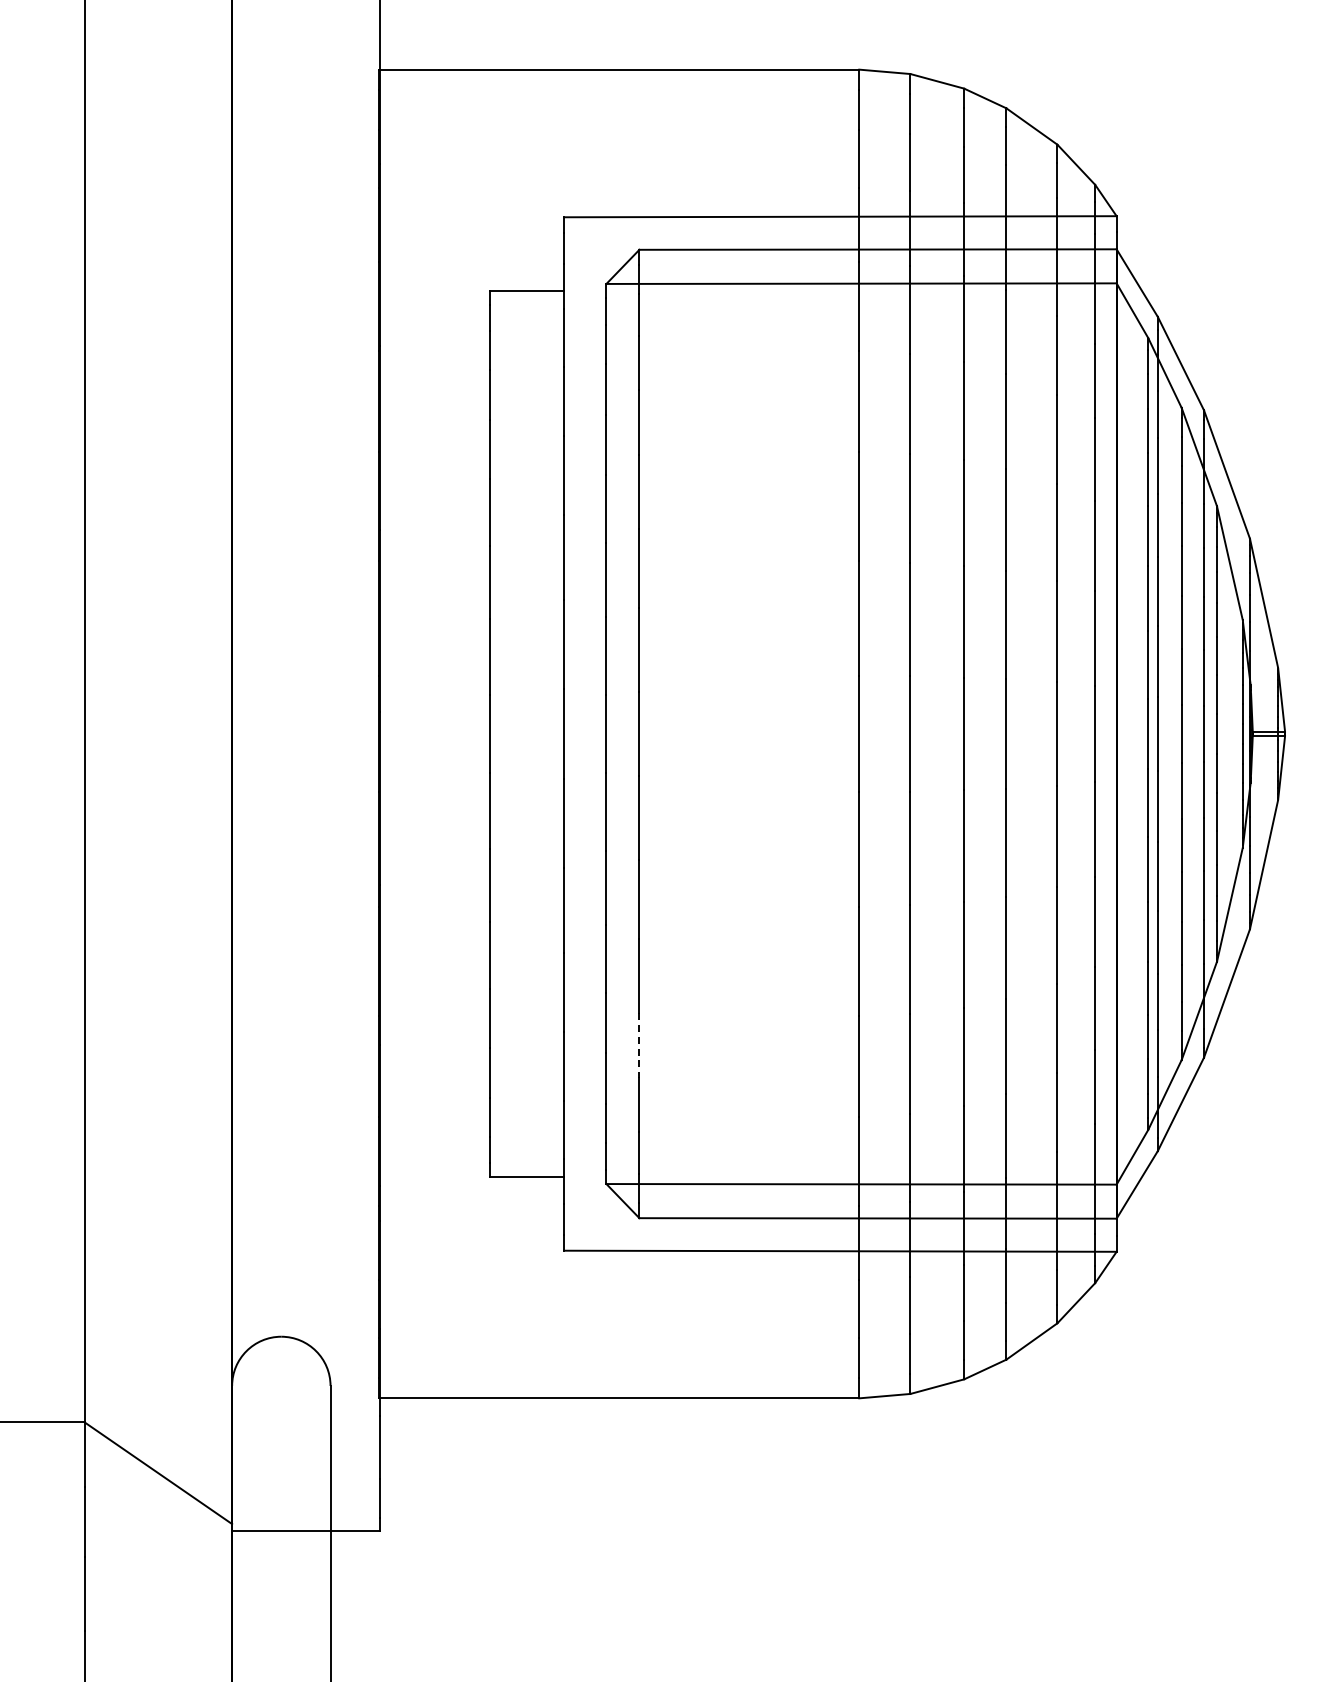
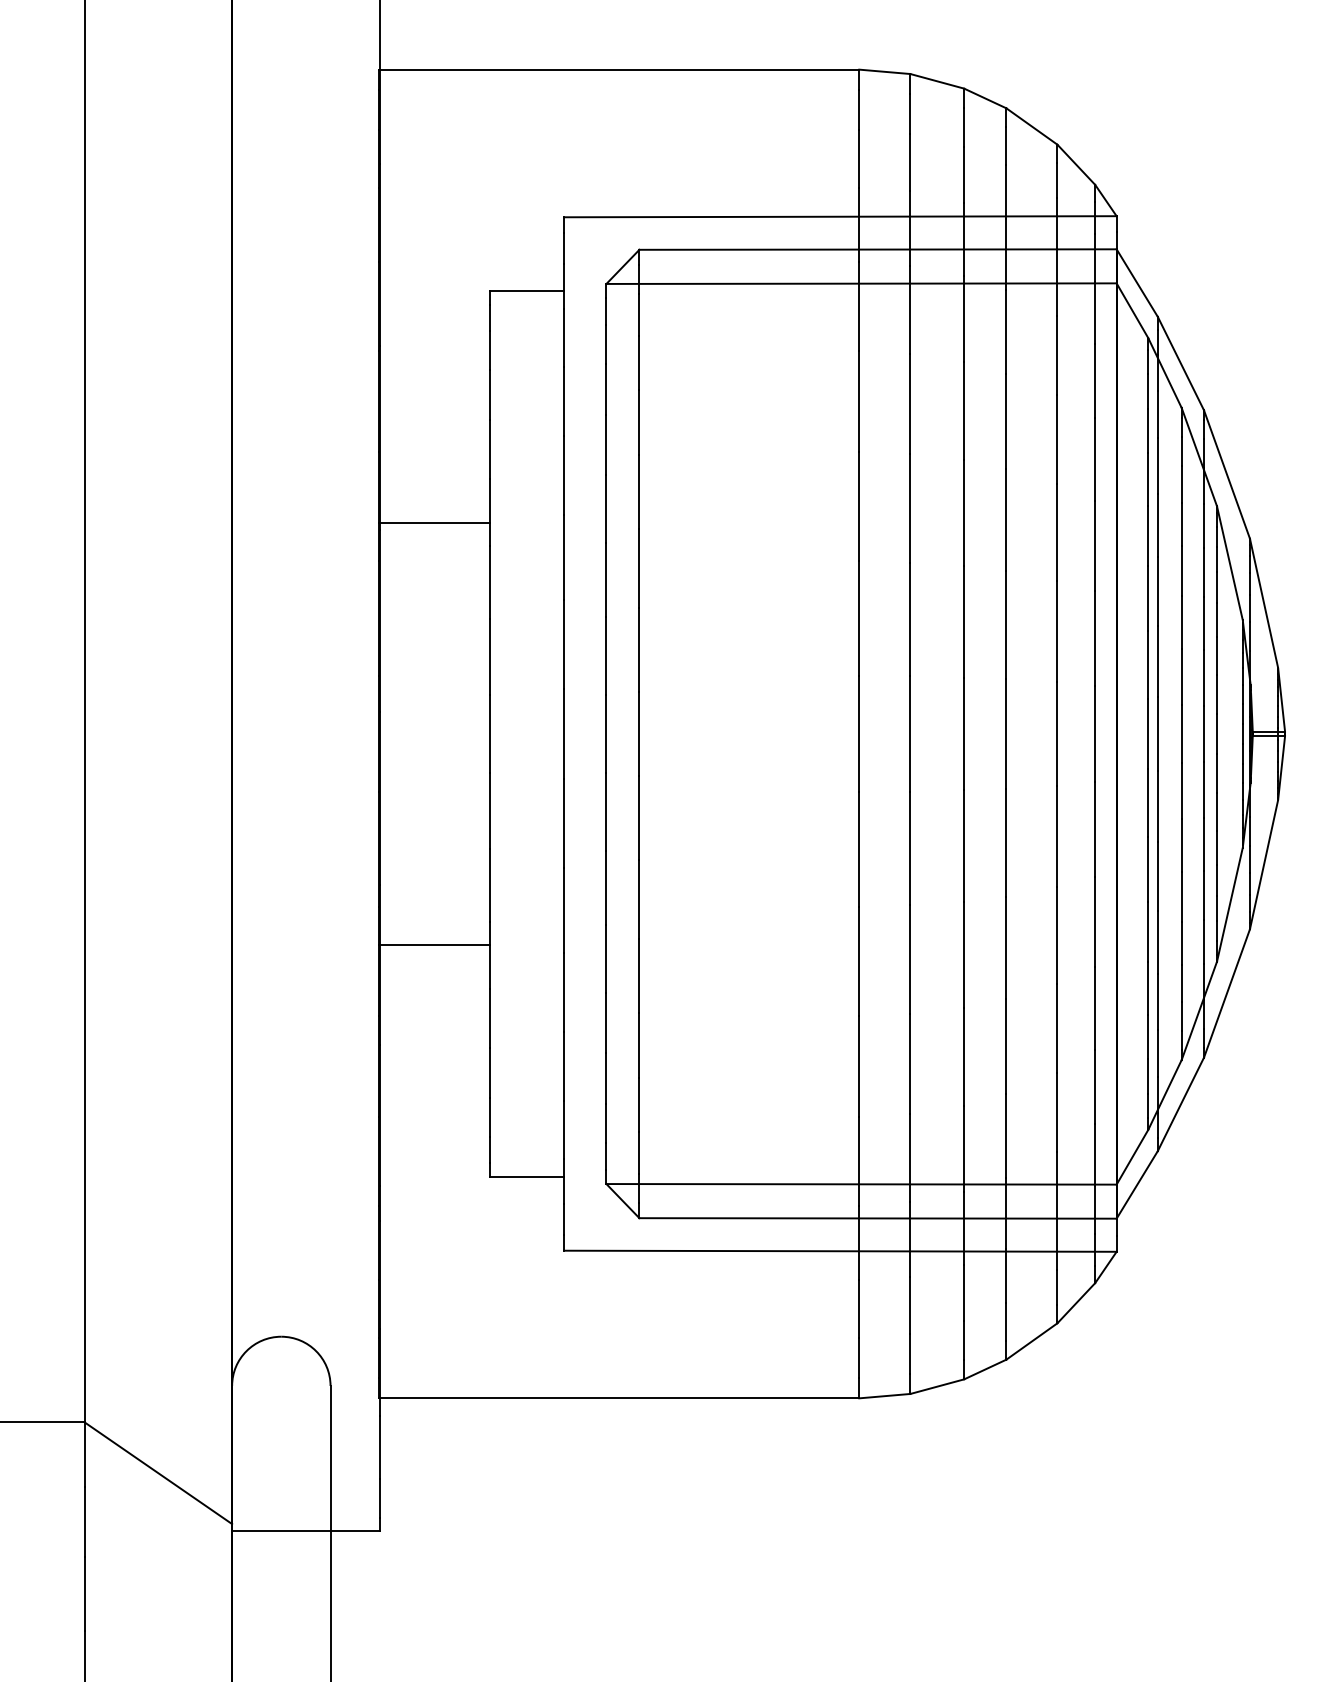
line: none -> present (434, 522)
line: none -> present (434, 945)
line: dashed -> solid (639, 1045)
